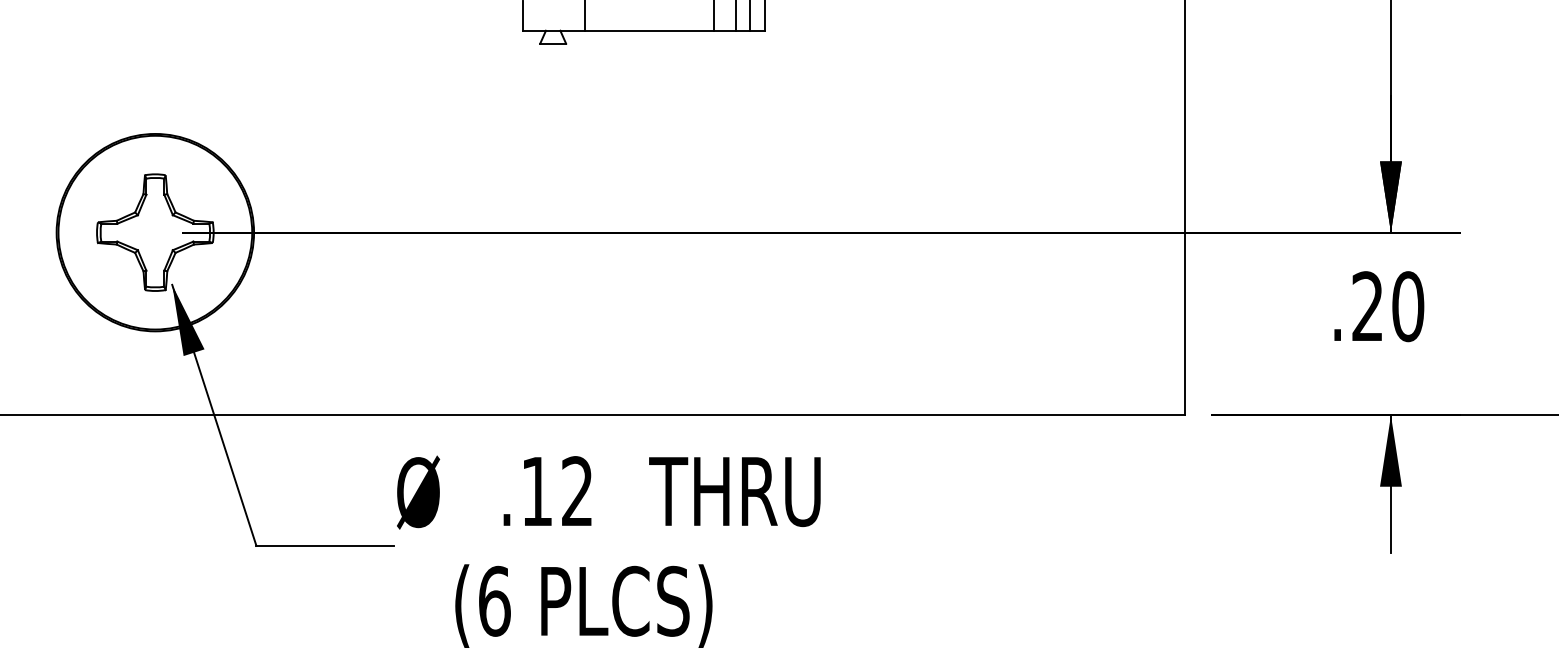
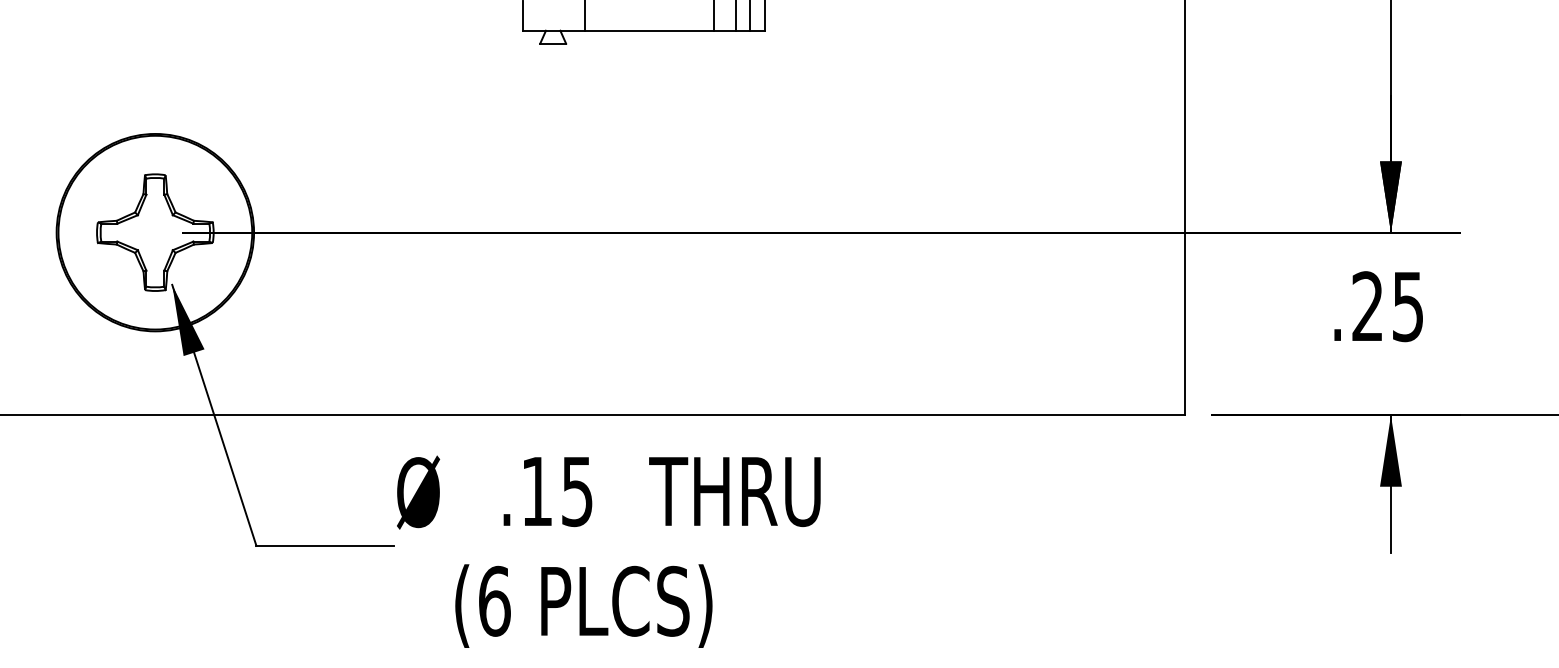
text: .20 -> .25 (1408, 306)
text: .12 -> .15 (577, 491)
